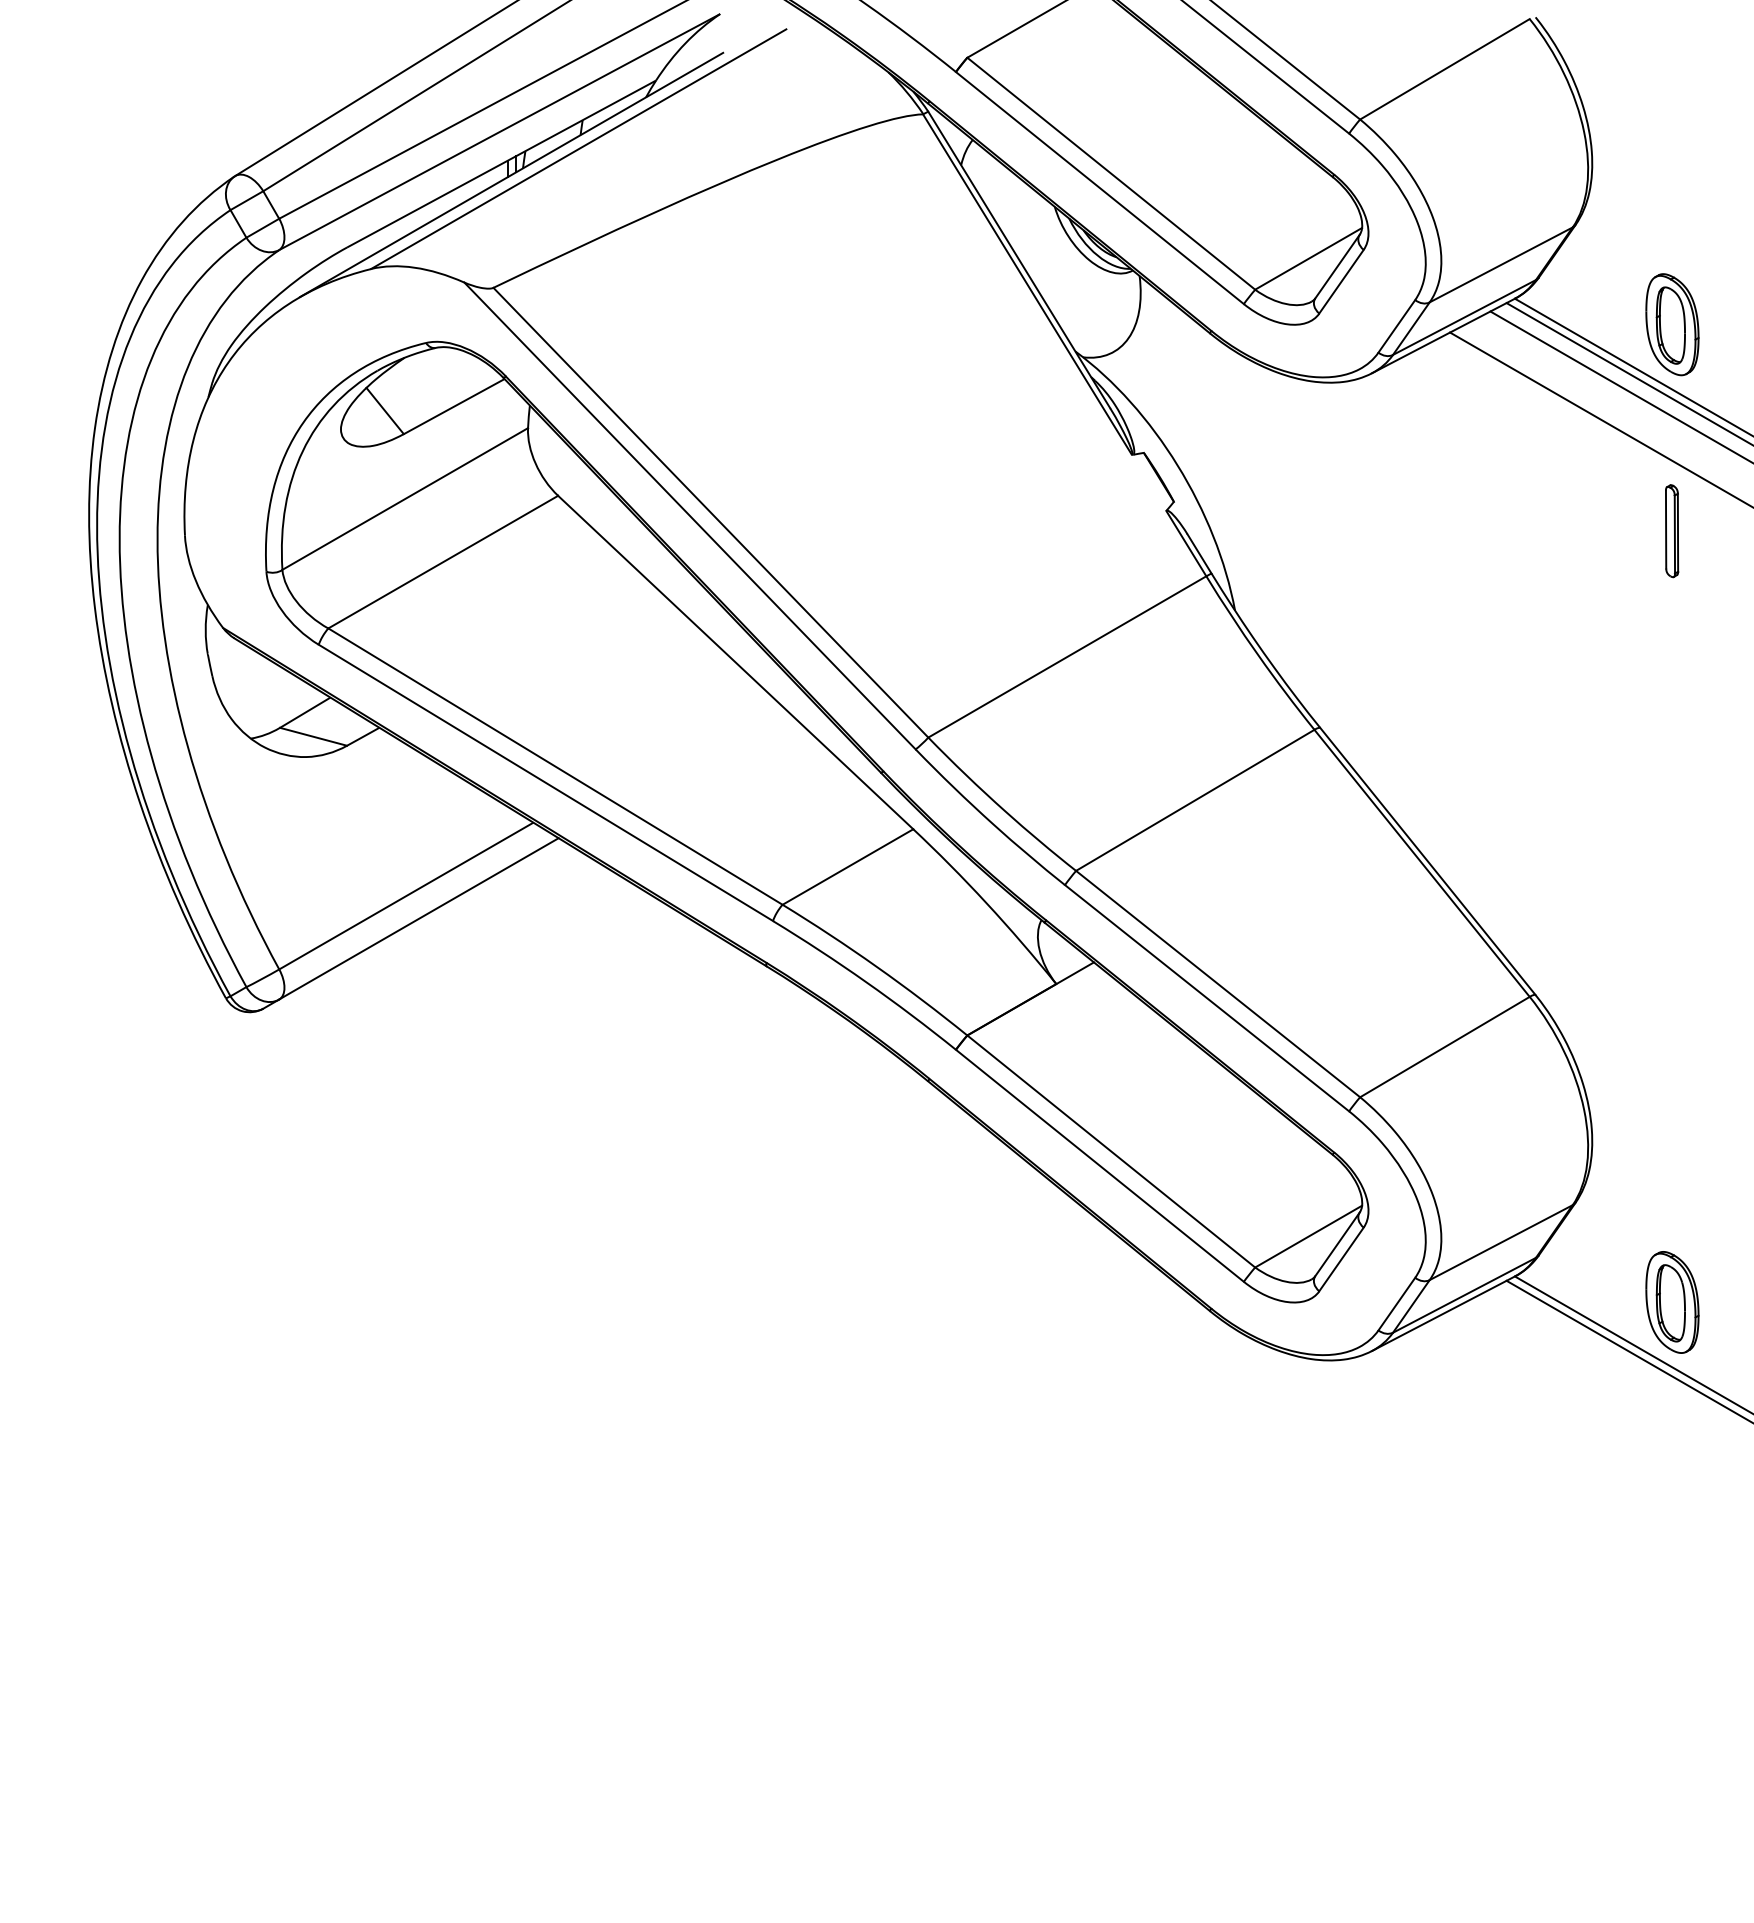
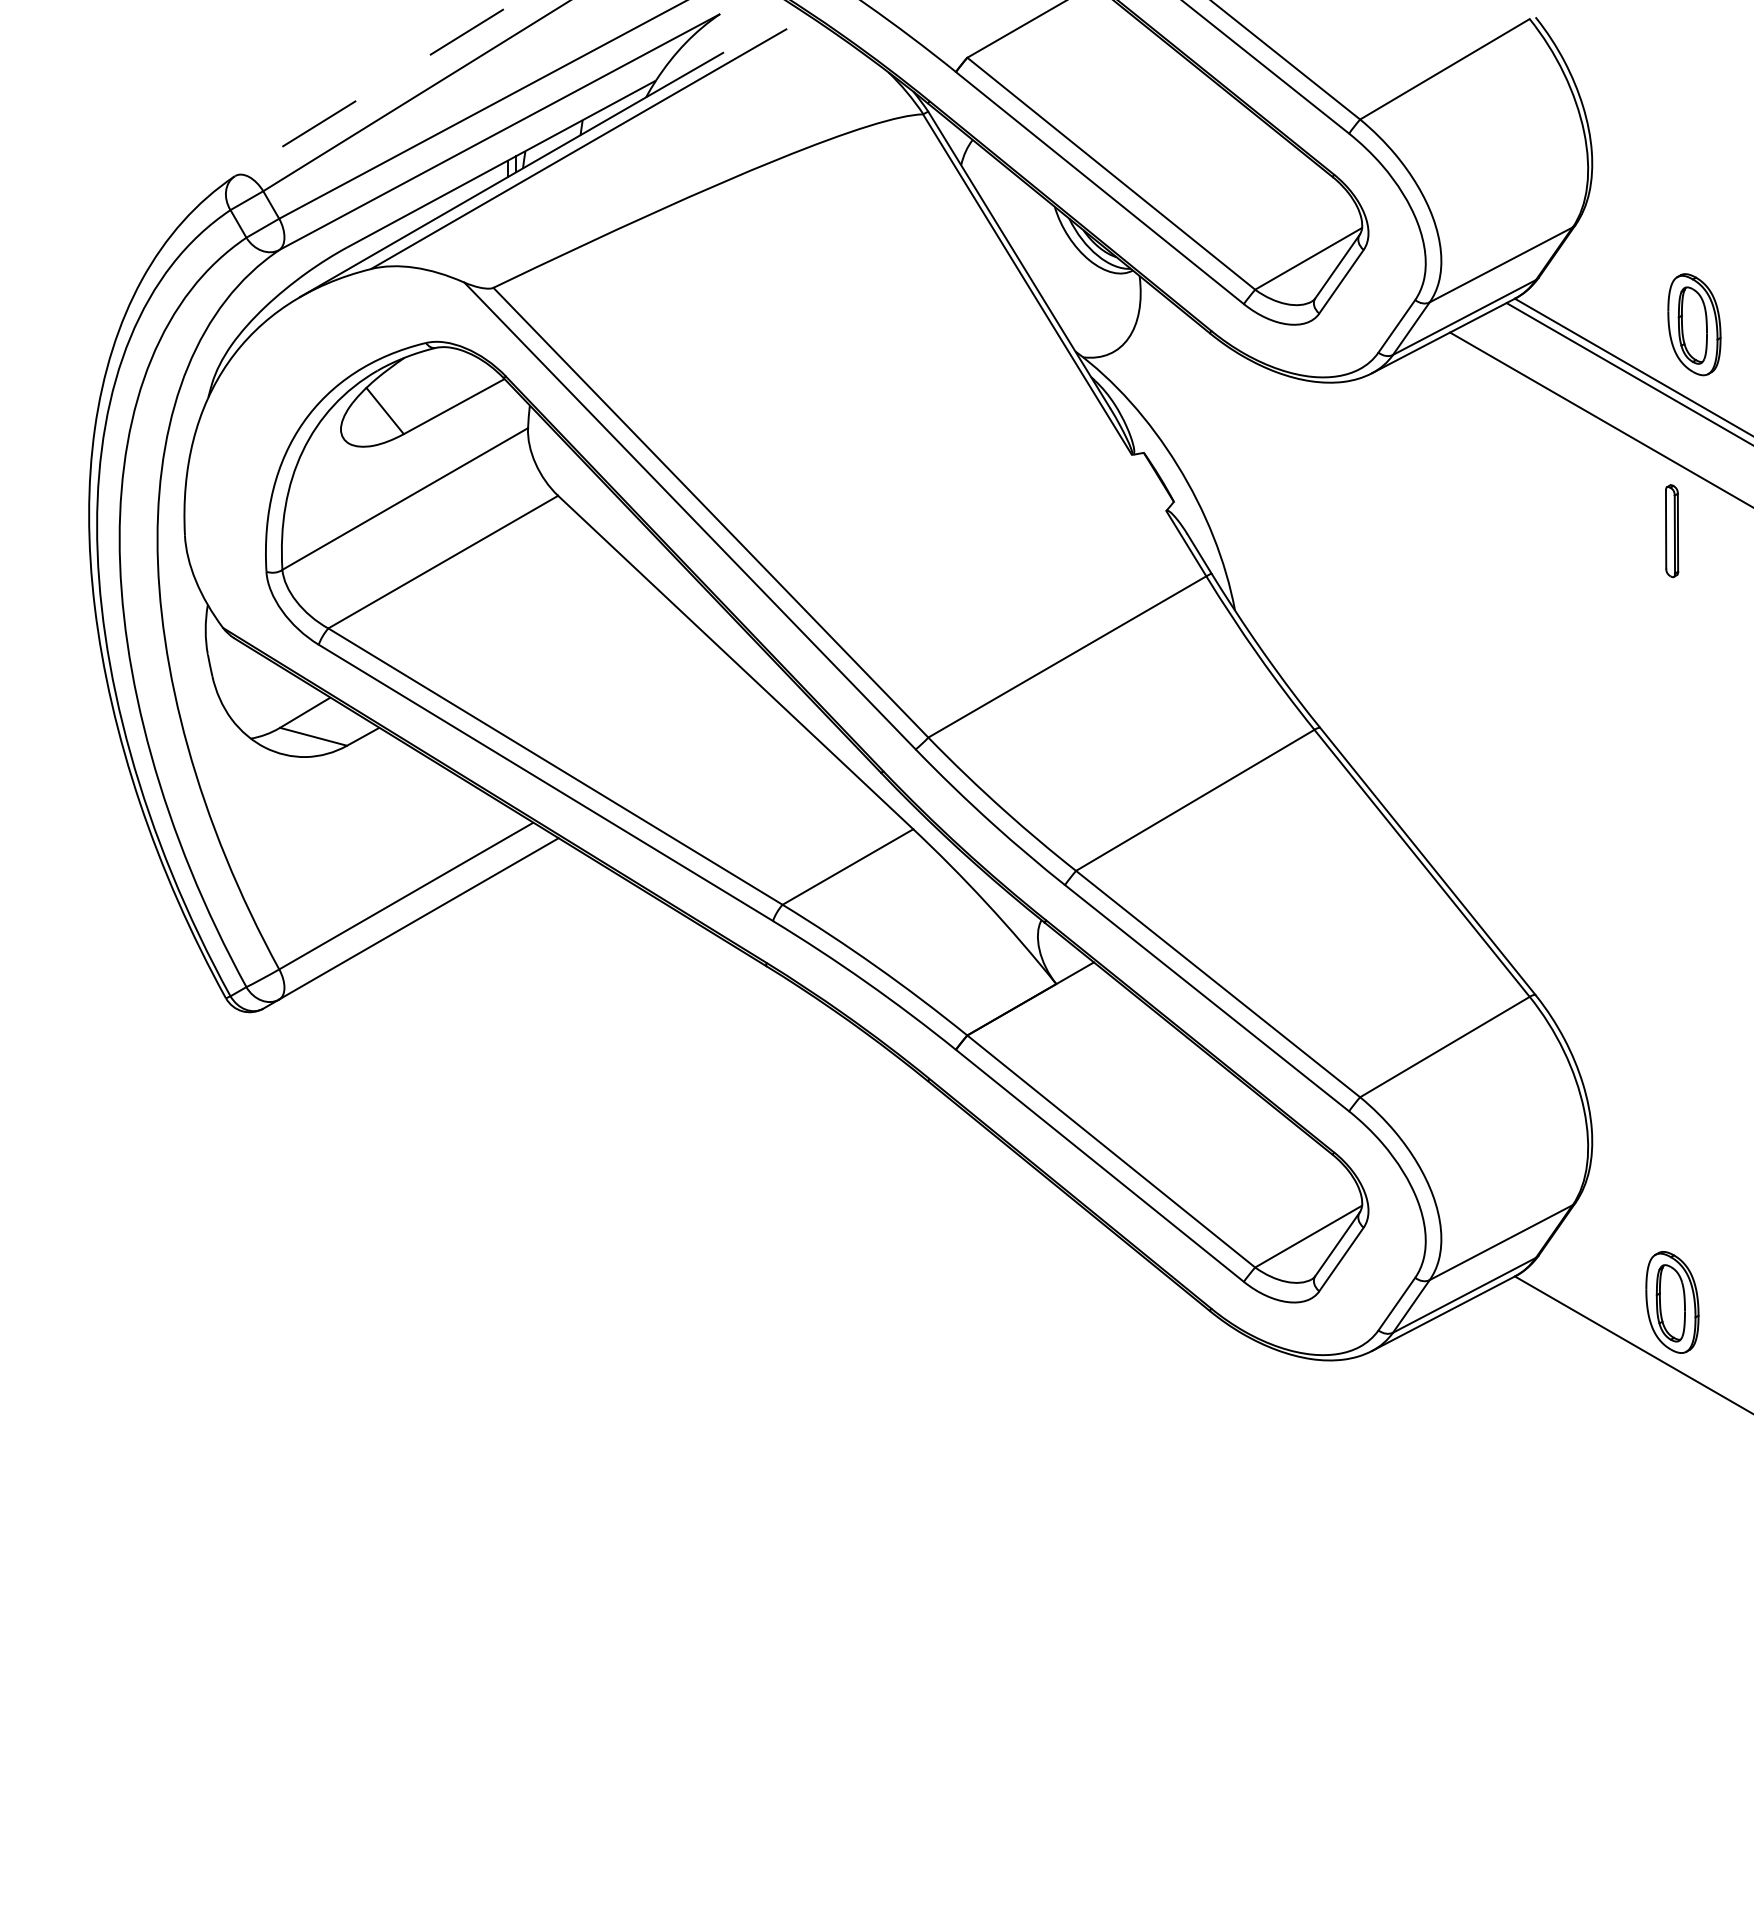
line: solid -> dashed (376, 88)
part position: (1672, 324) -> (1694, 324) (1694, 324)
line: present -> none (1620, 386)
line: present -> none (1628, 1350)
